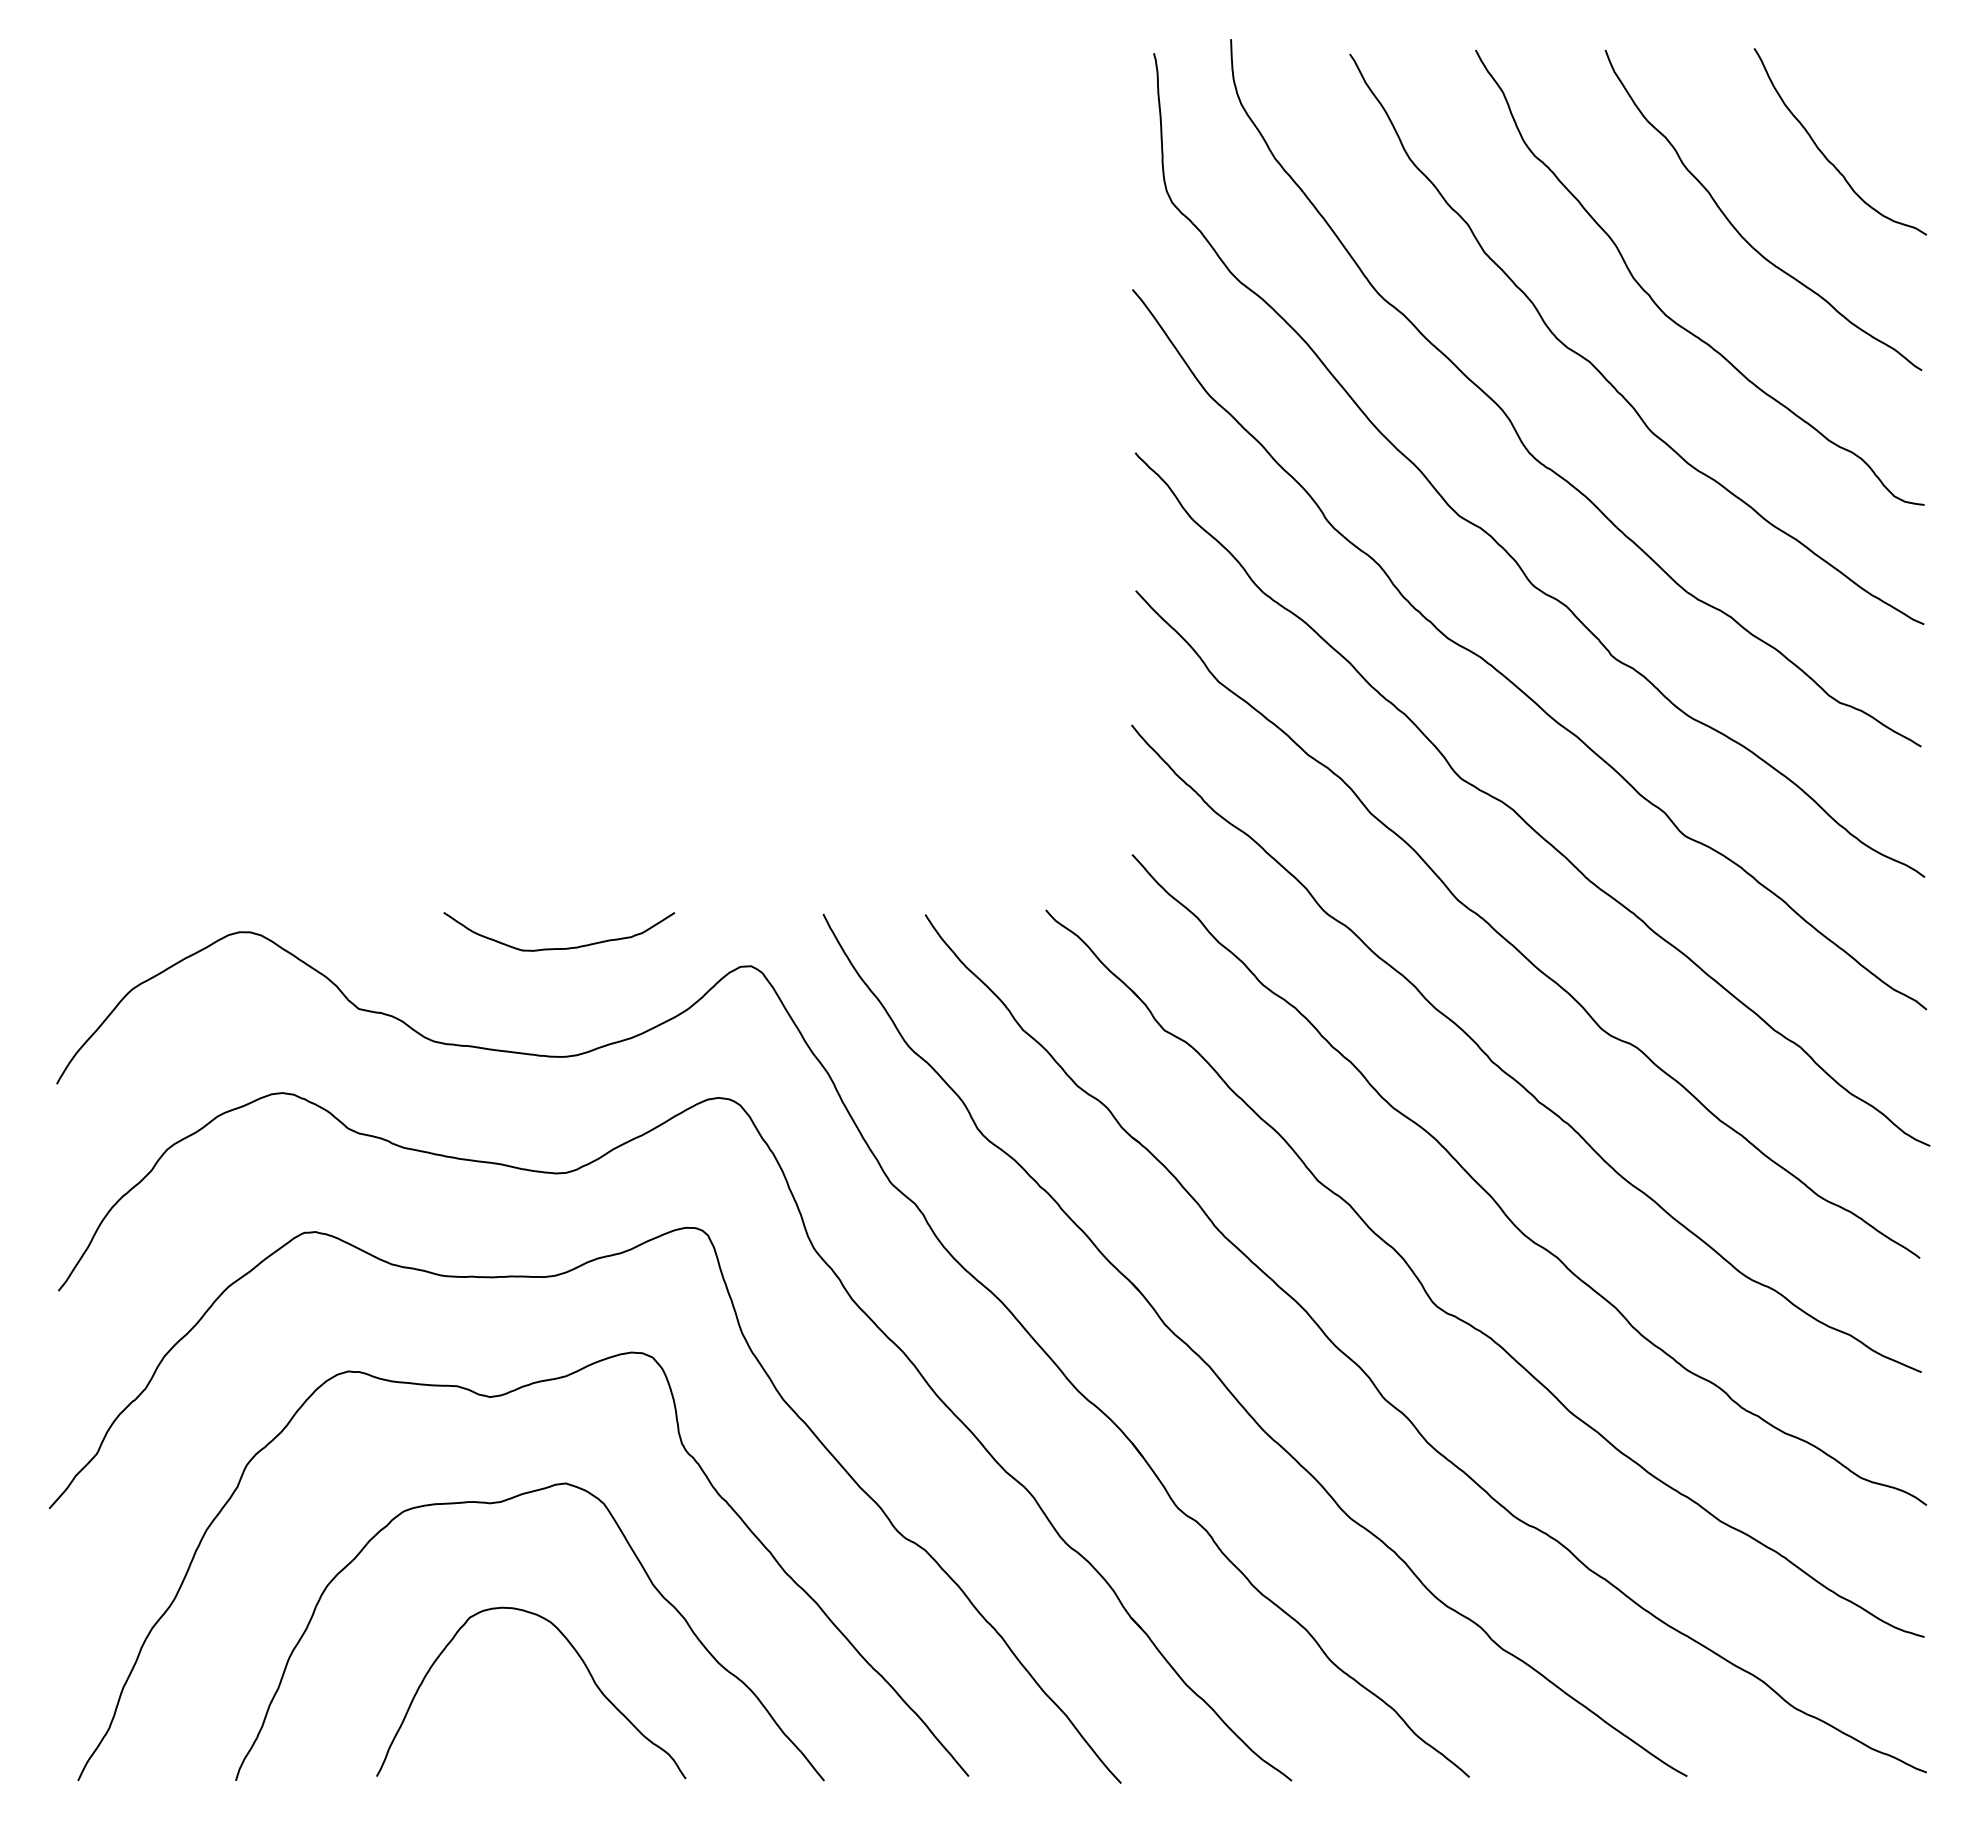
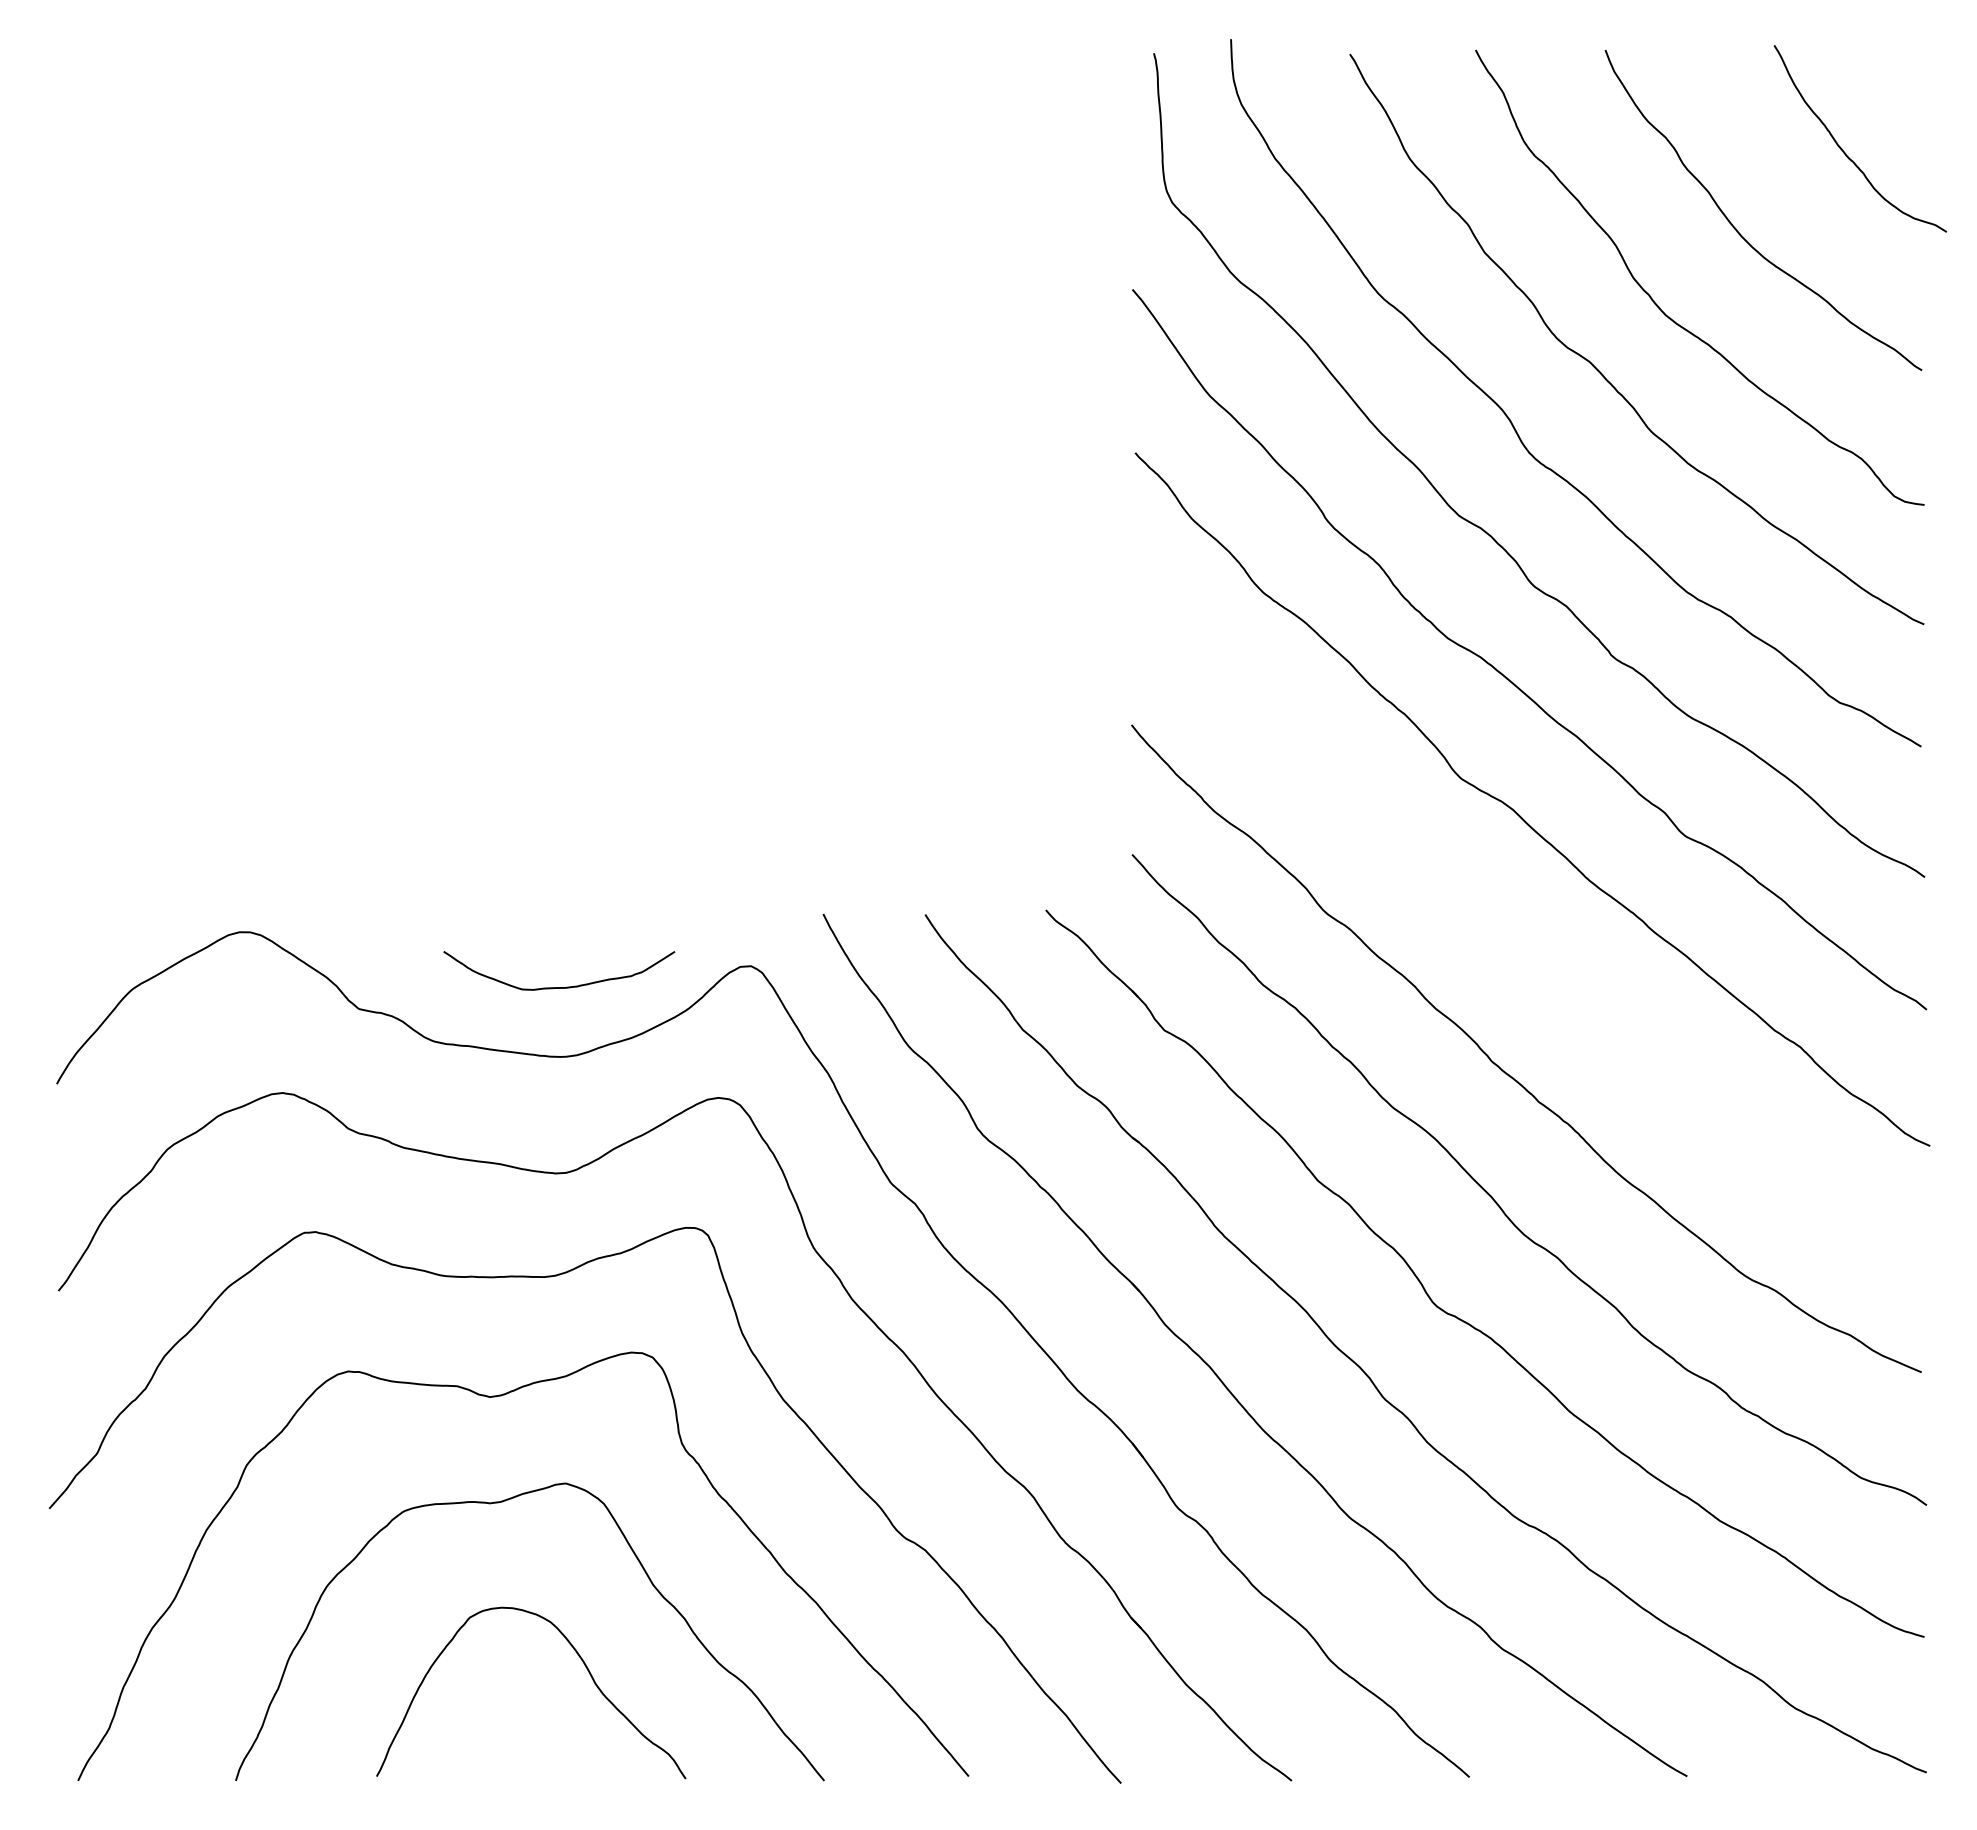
curve position: (1825, 155) -> (1845, 152) (1845, 152)
curve: present -> none (1513, 944)
curve position: (559, 948) -> (559, 987) (559, 987)
